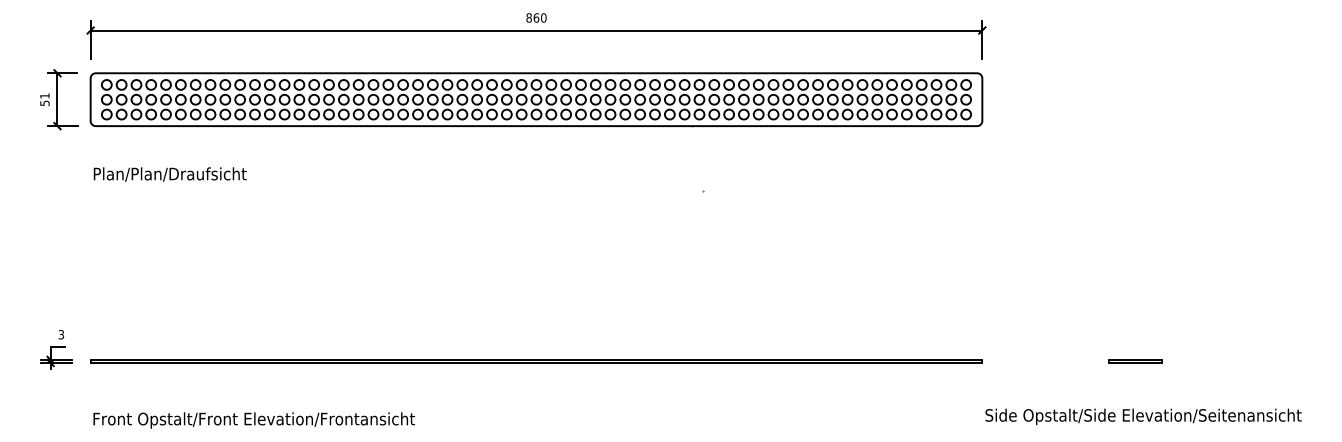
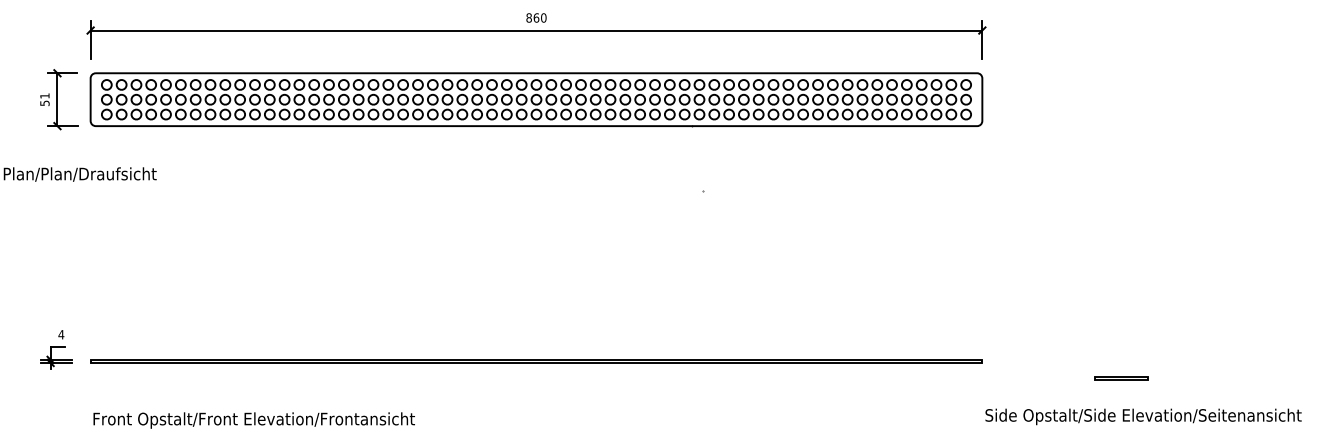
text position: (169, 174) -> (79, 174) (79, 174)
text: 3 -> 4 (61, 334)
line position: (1135, 360) -> (1121, 377) (1121, 377)
